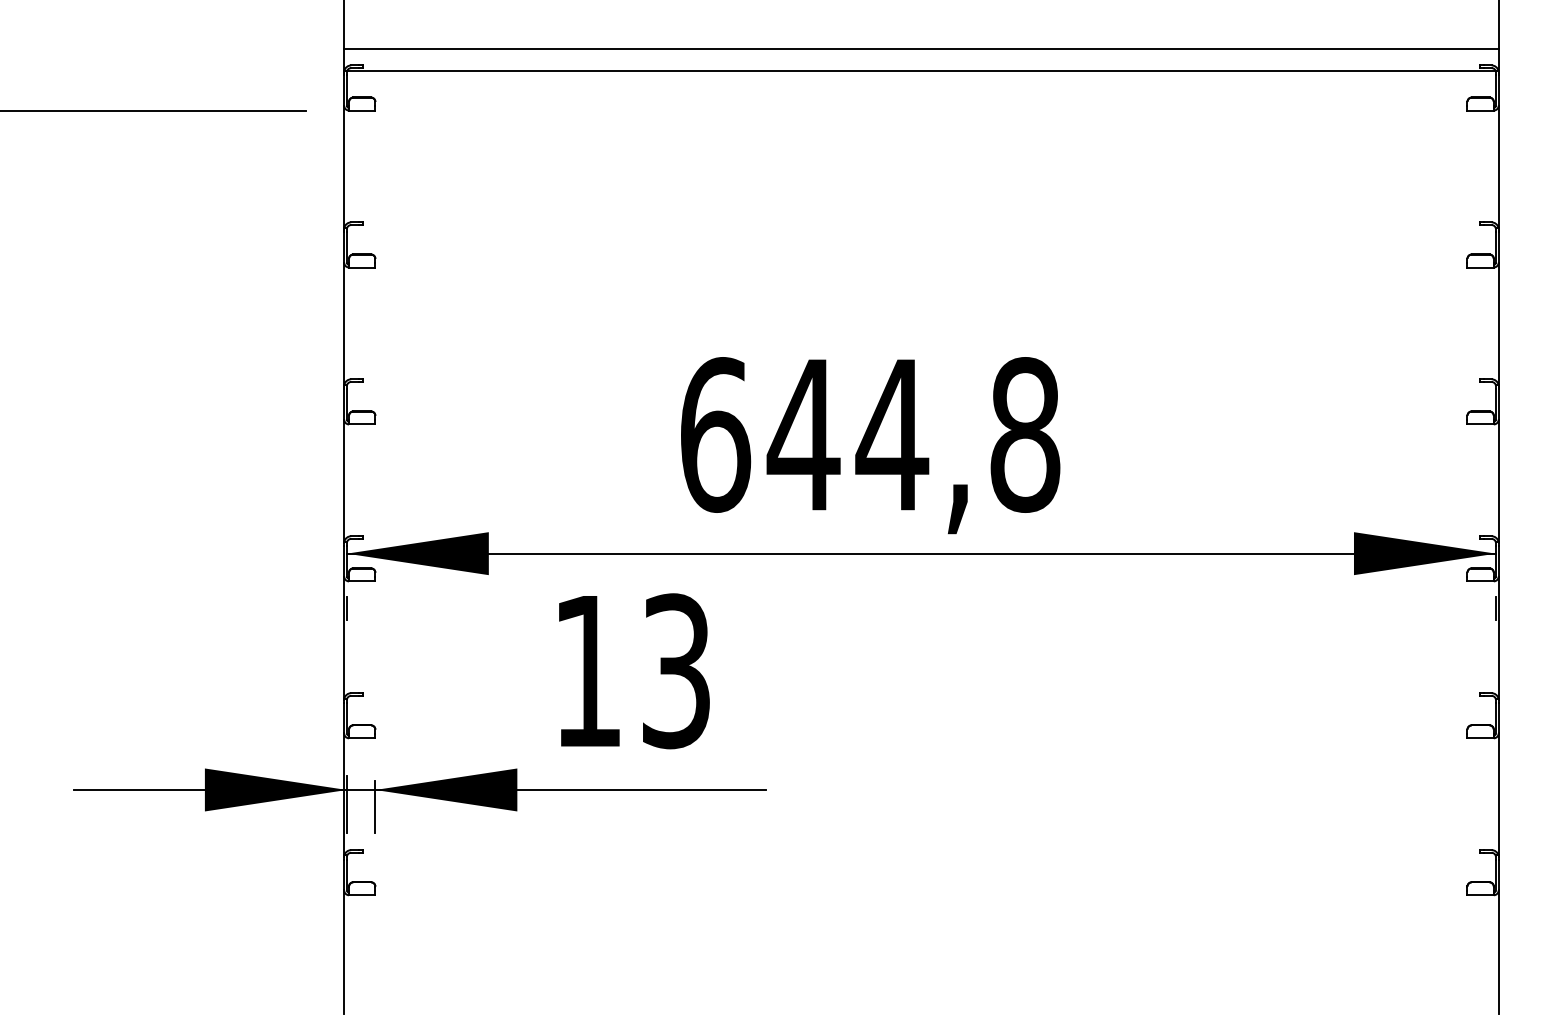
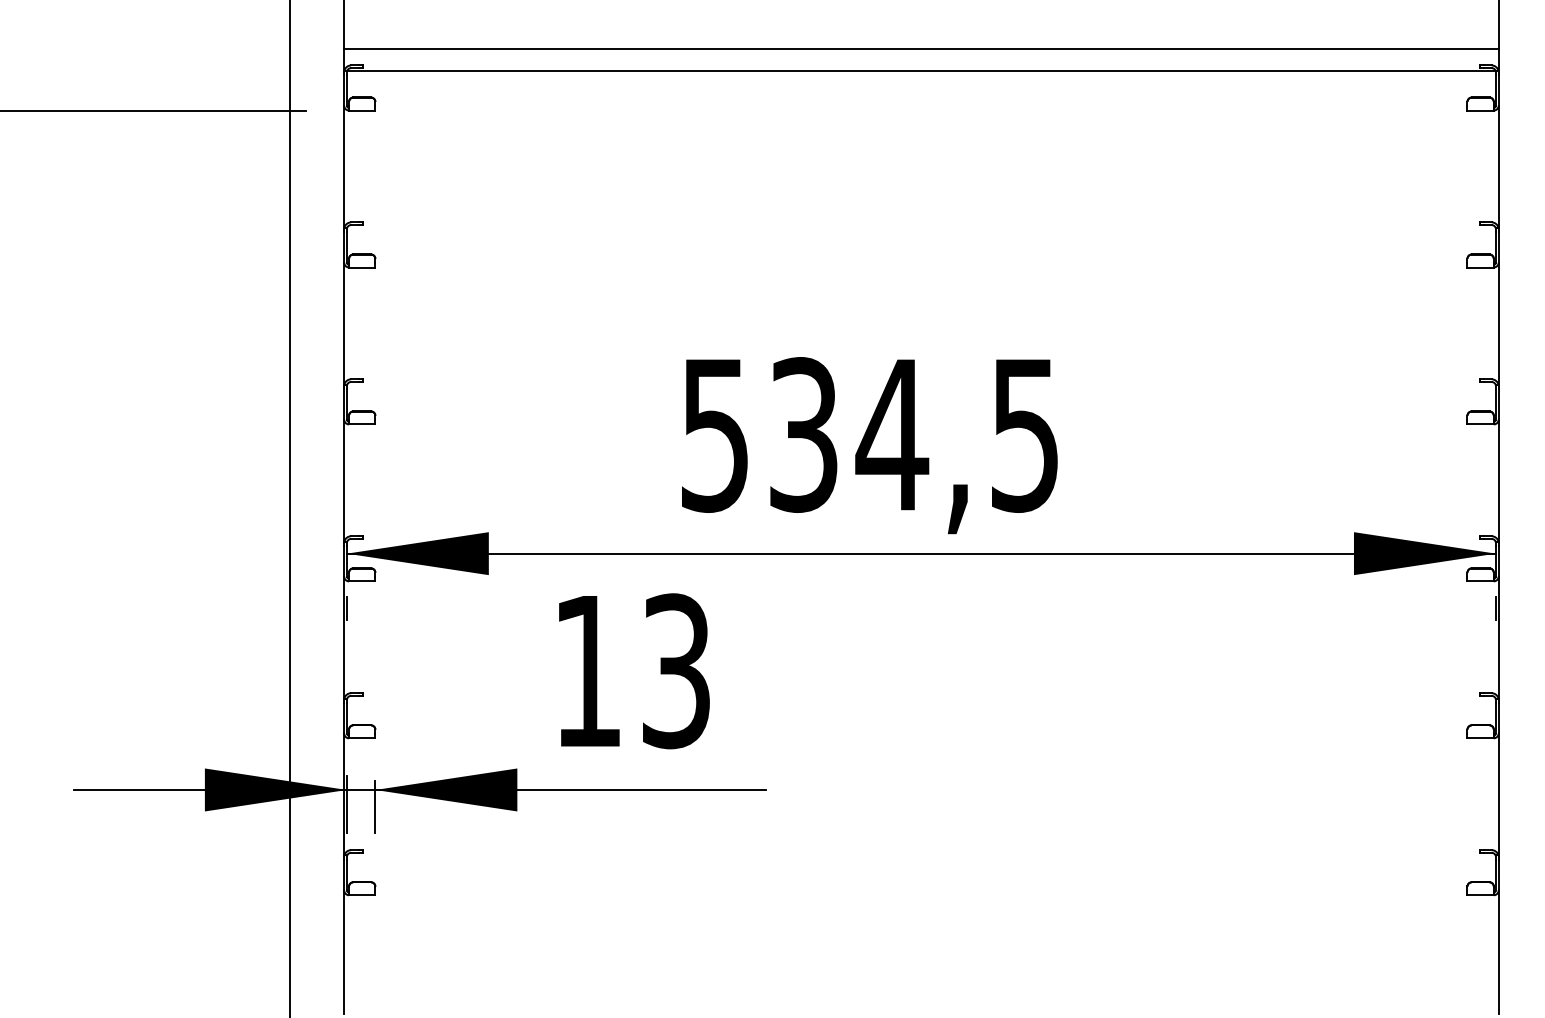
text: 644,8 -> 534,5 (870, 434)
line: none -> present (290, 508)
